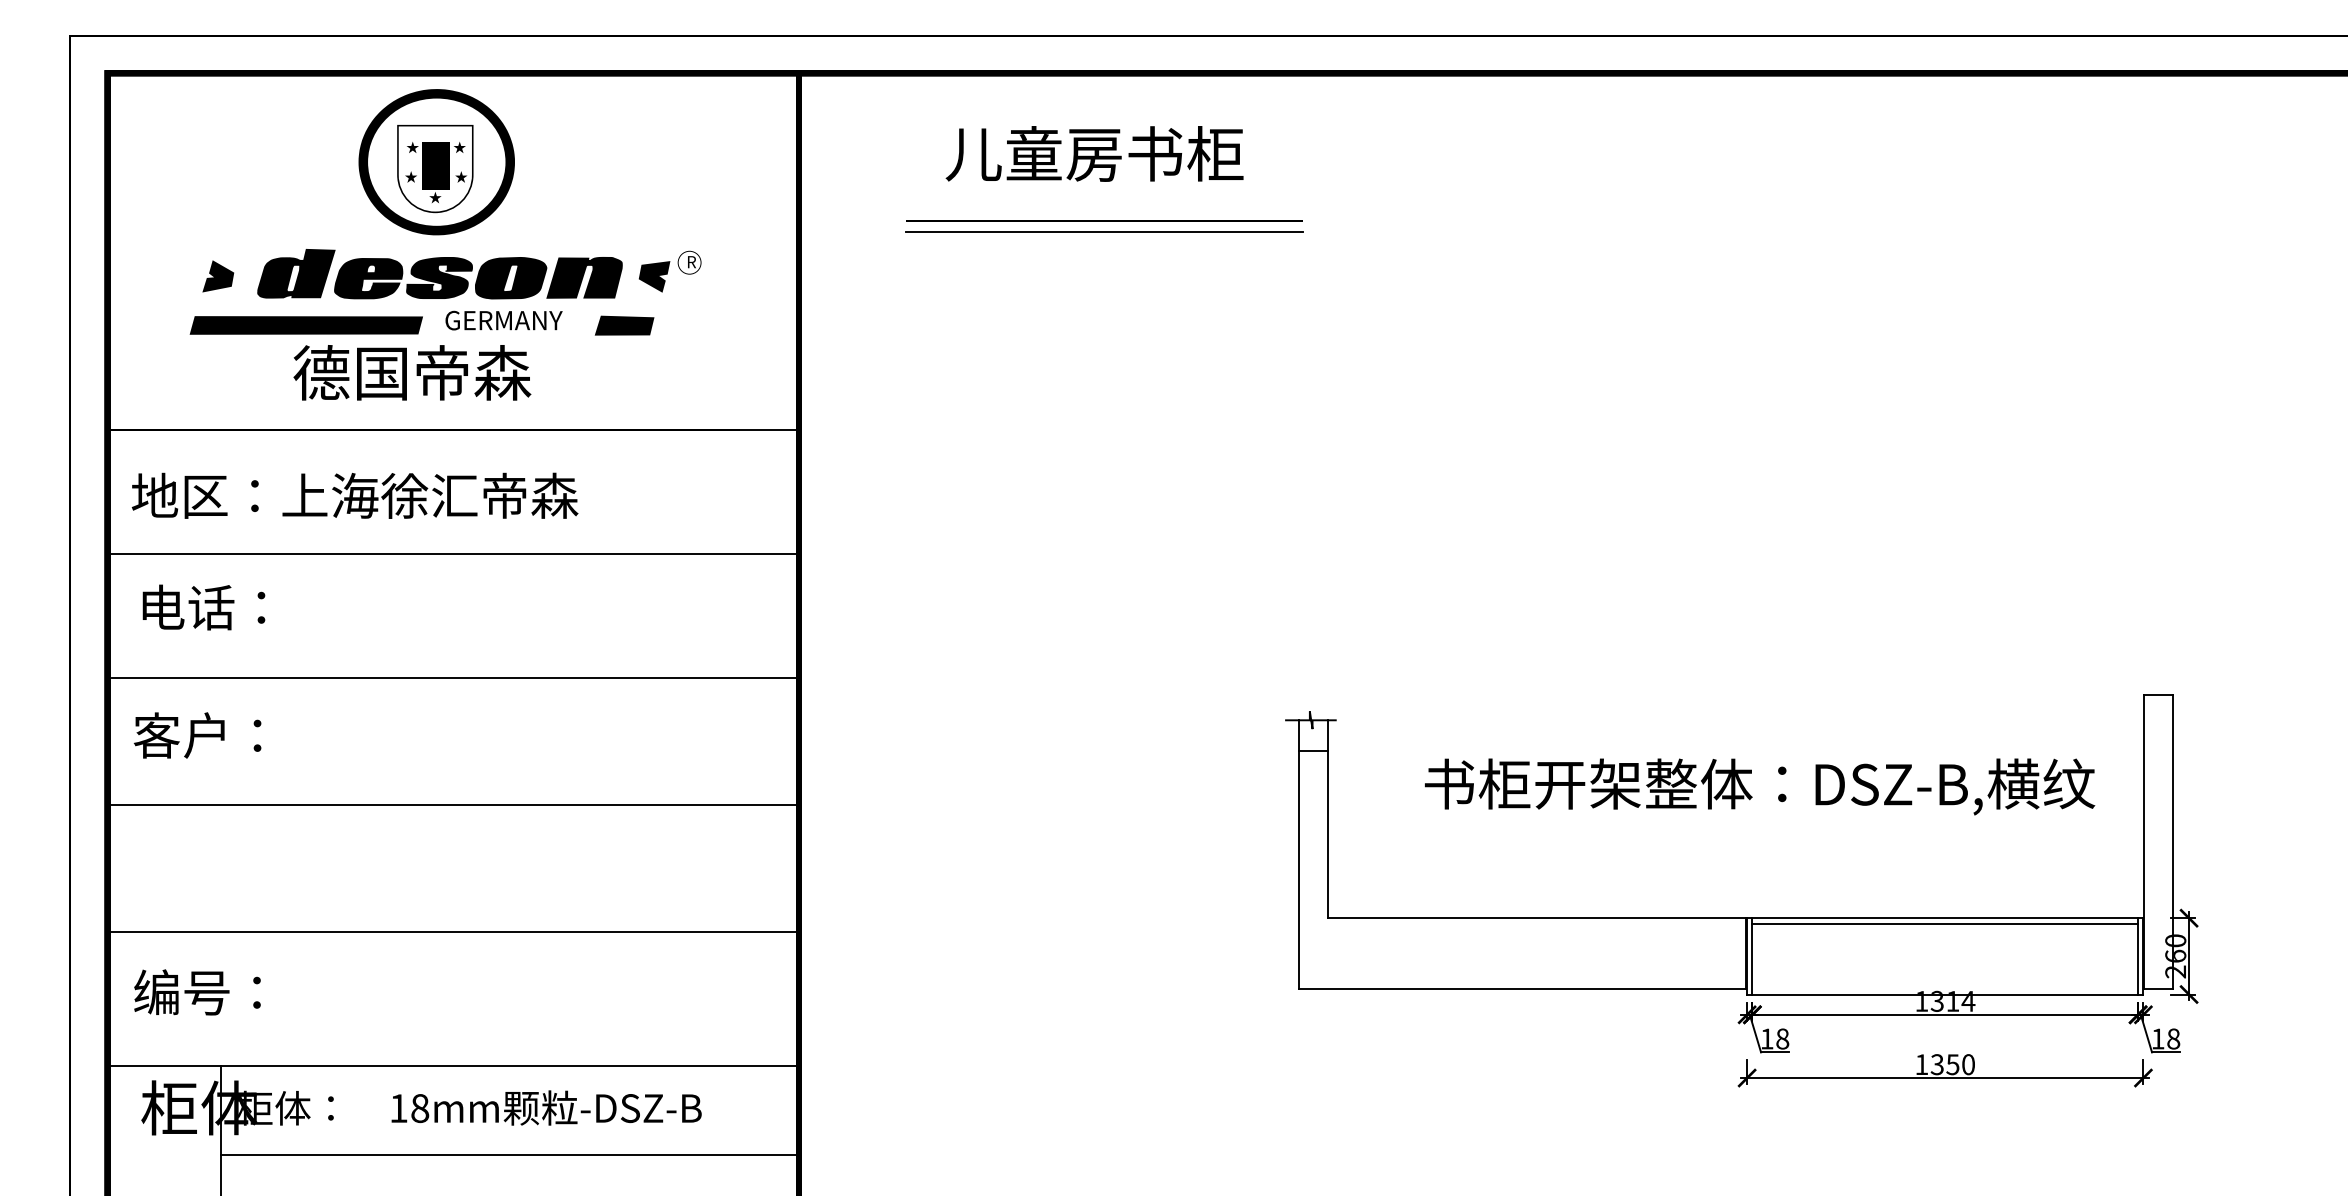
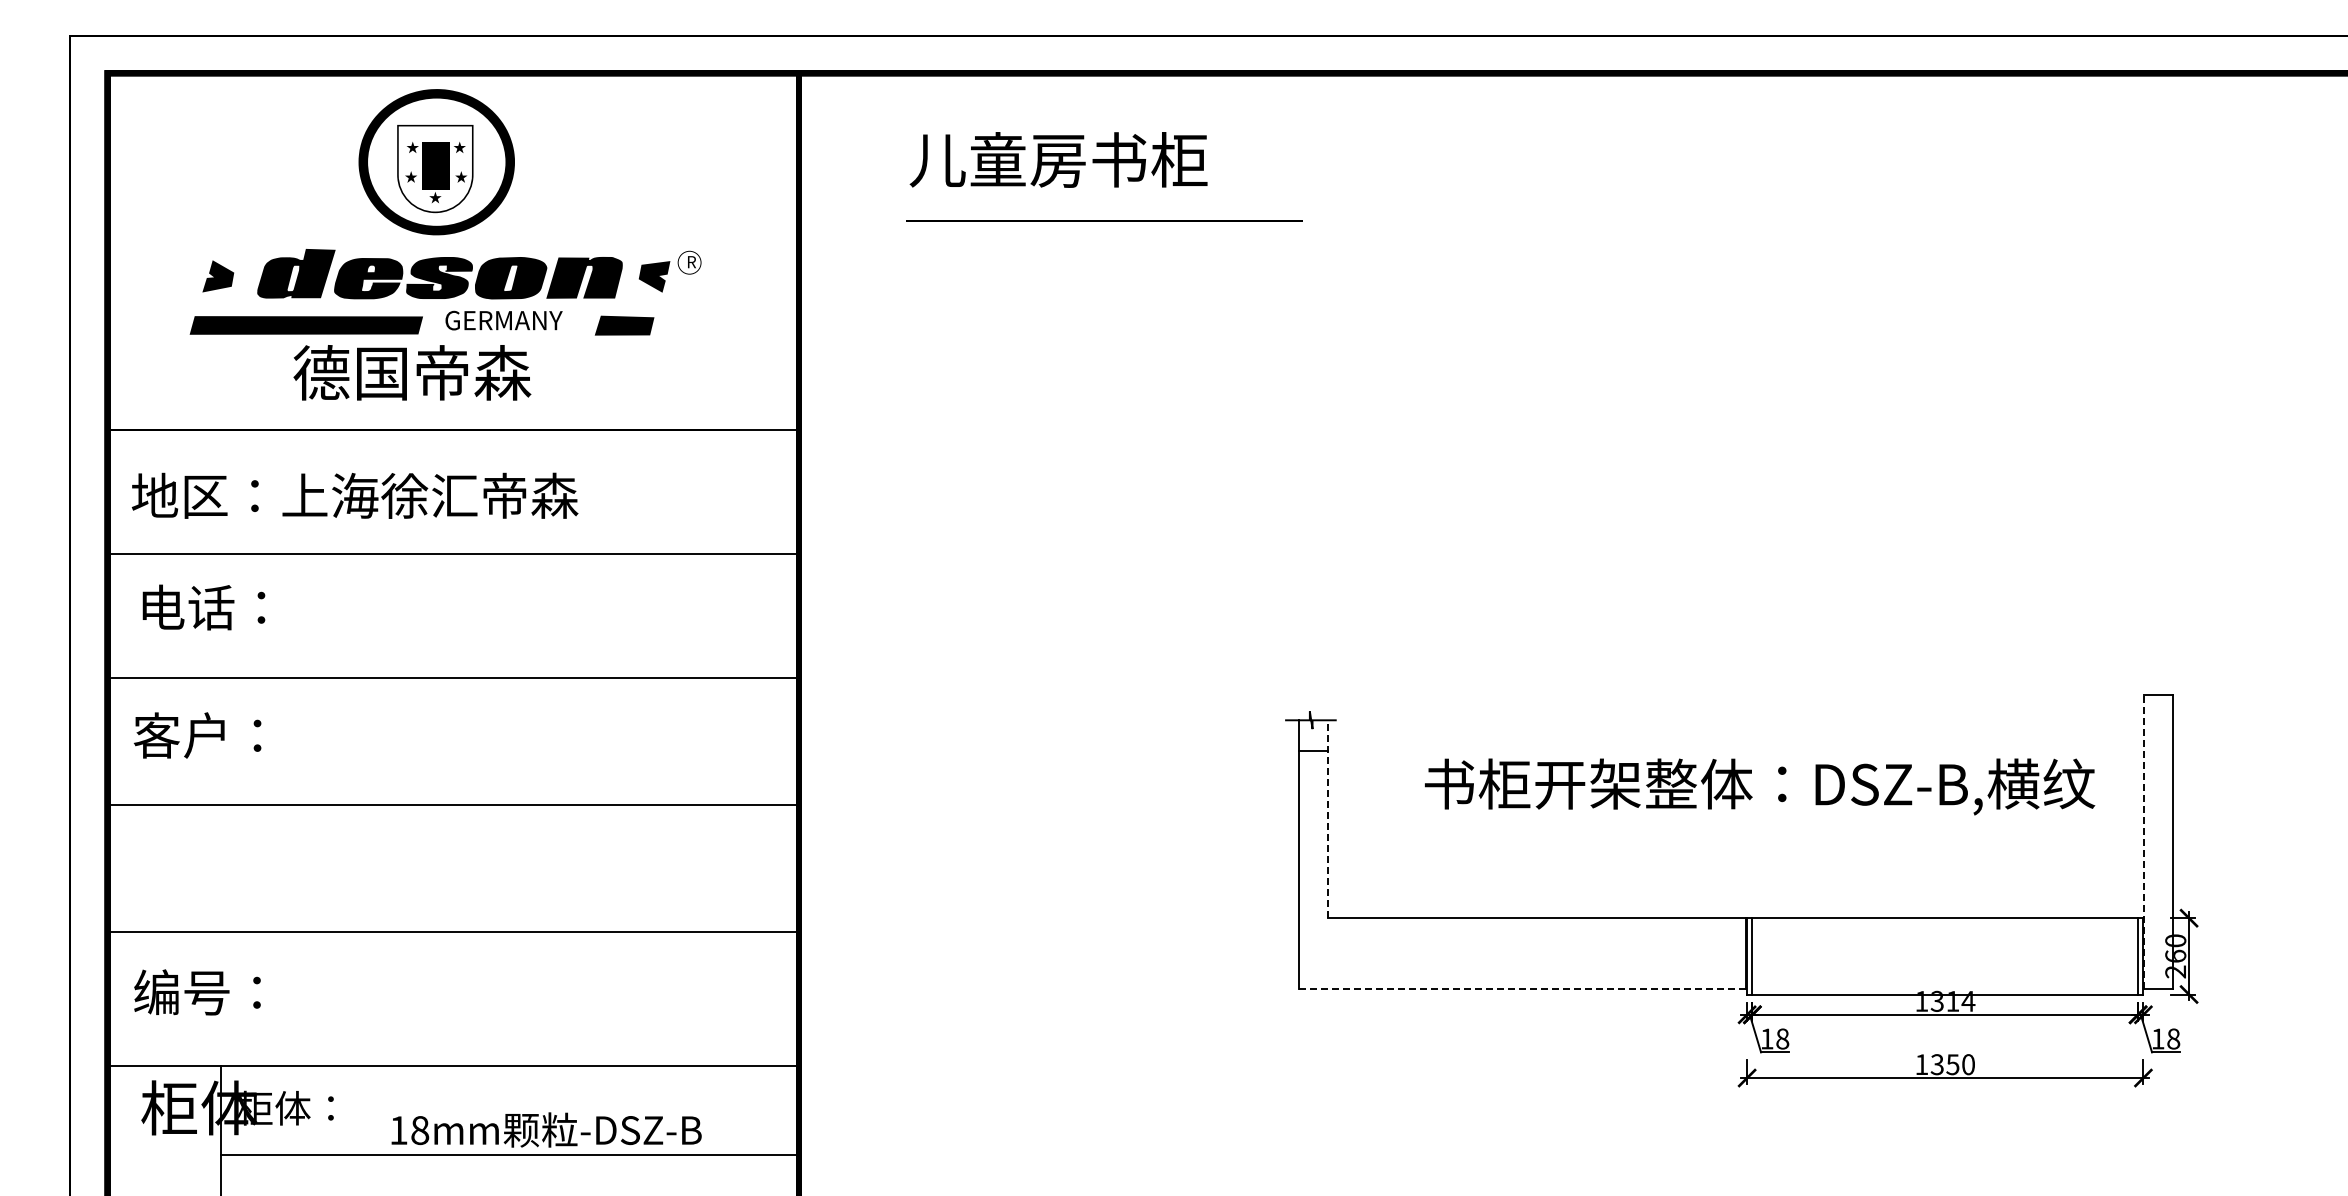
text position: (1094, 153) -> (1058, 159) (1058, 159)
line: present -> none (1104, 232)
line: solid -> dashed (1328, 818)
line: solid -> dashed (2144, 842)
line: present -> none (1945, 923)
line: solid -> dashed (1522, 988)
text position: (546, 1107) -> (546, 1129) (546, 1129)
